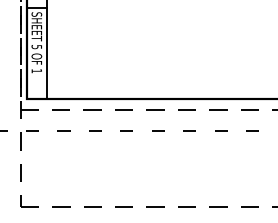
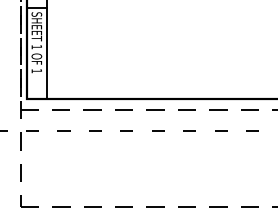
text: 5 -> 1 (36, 47)
